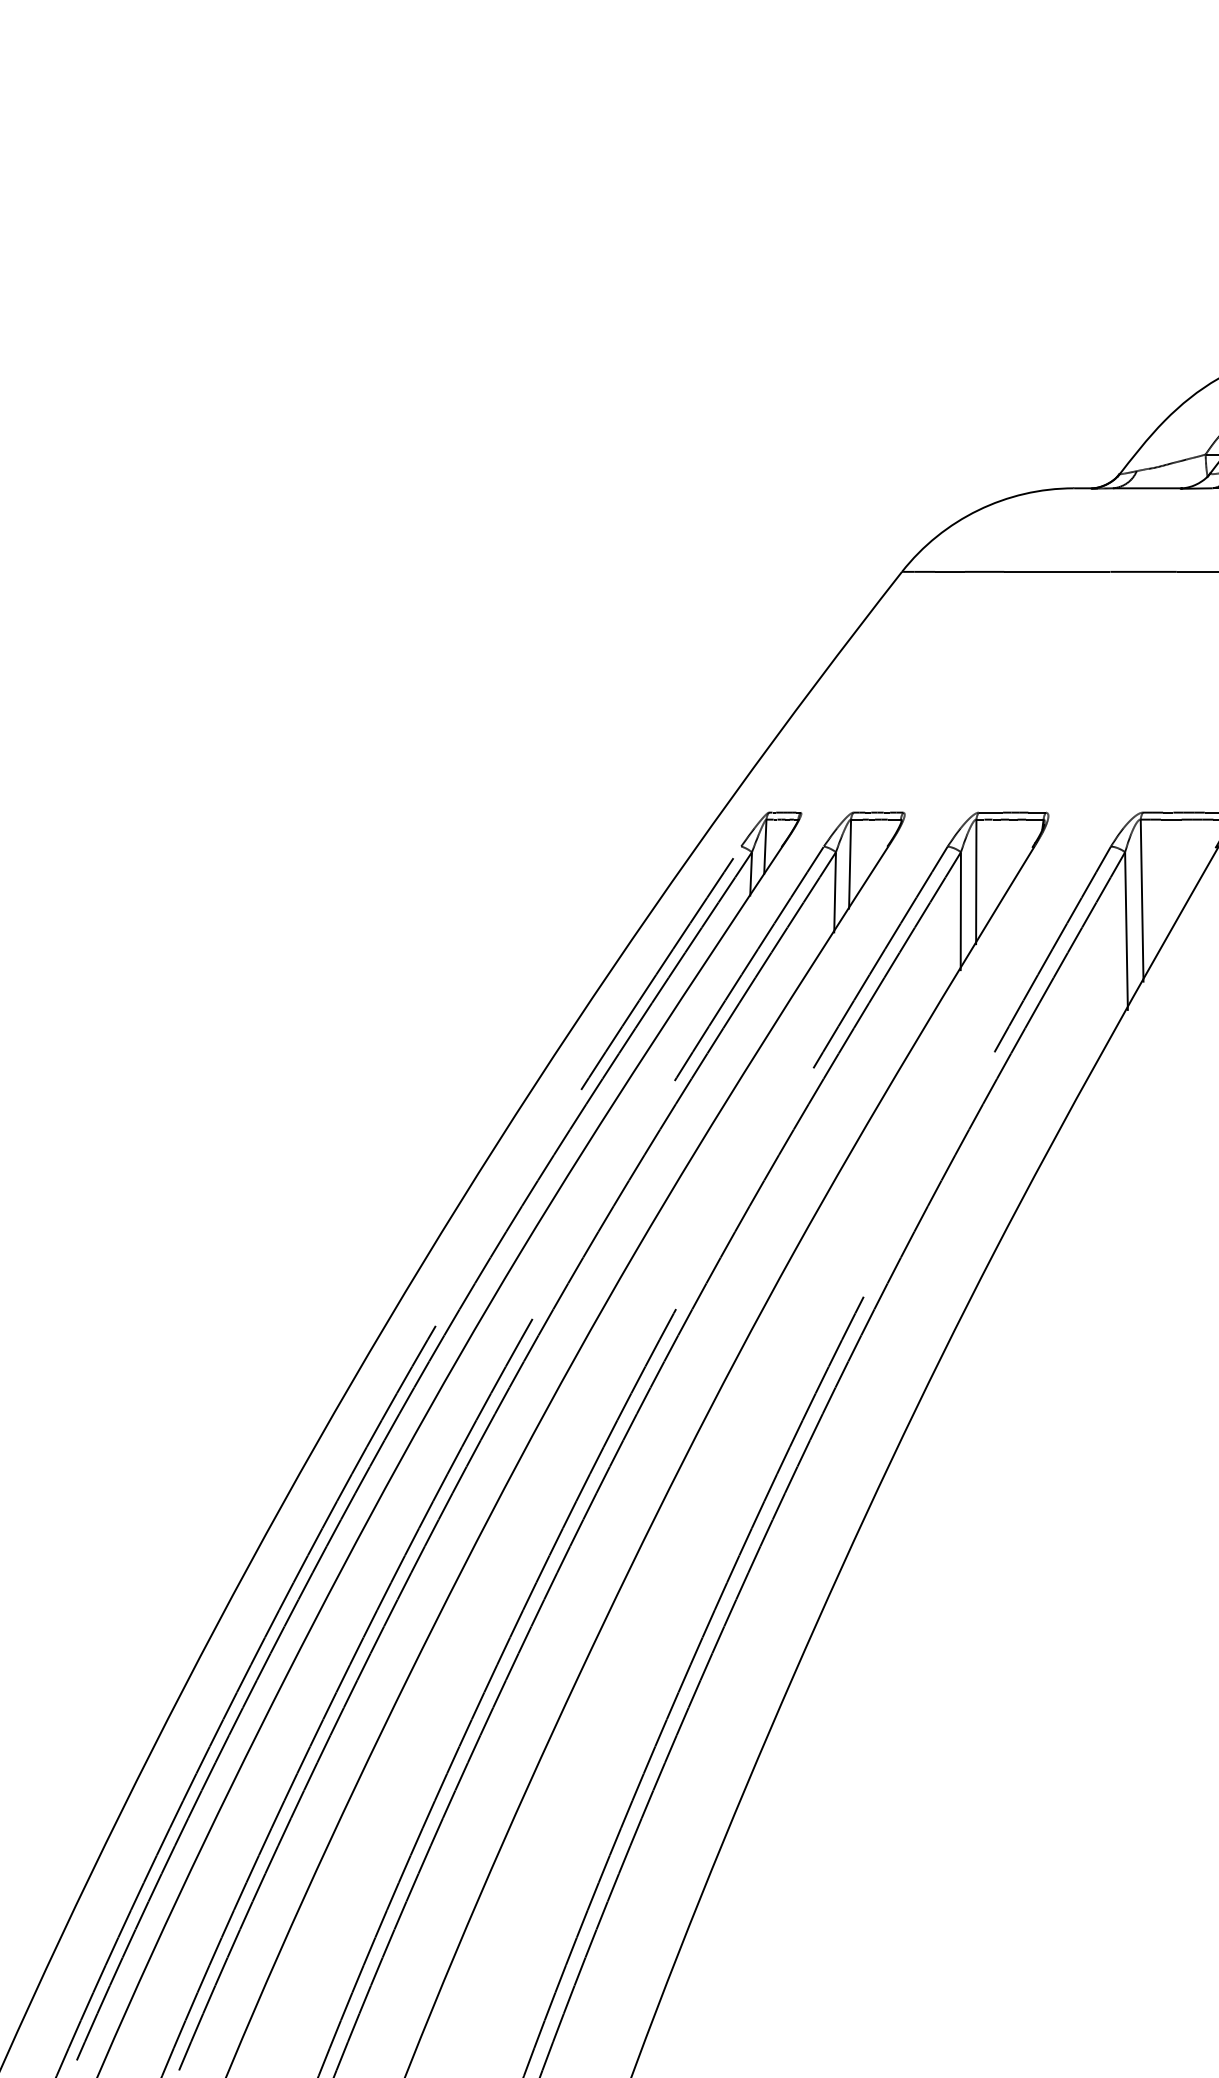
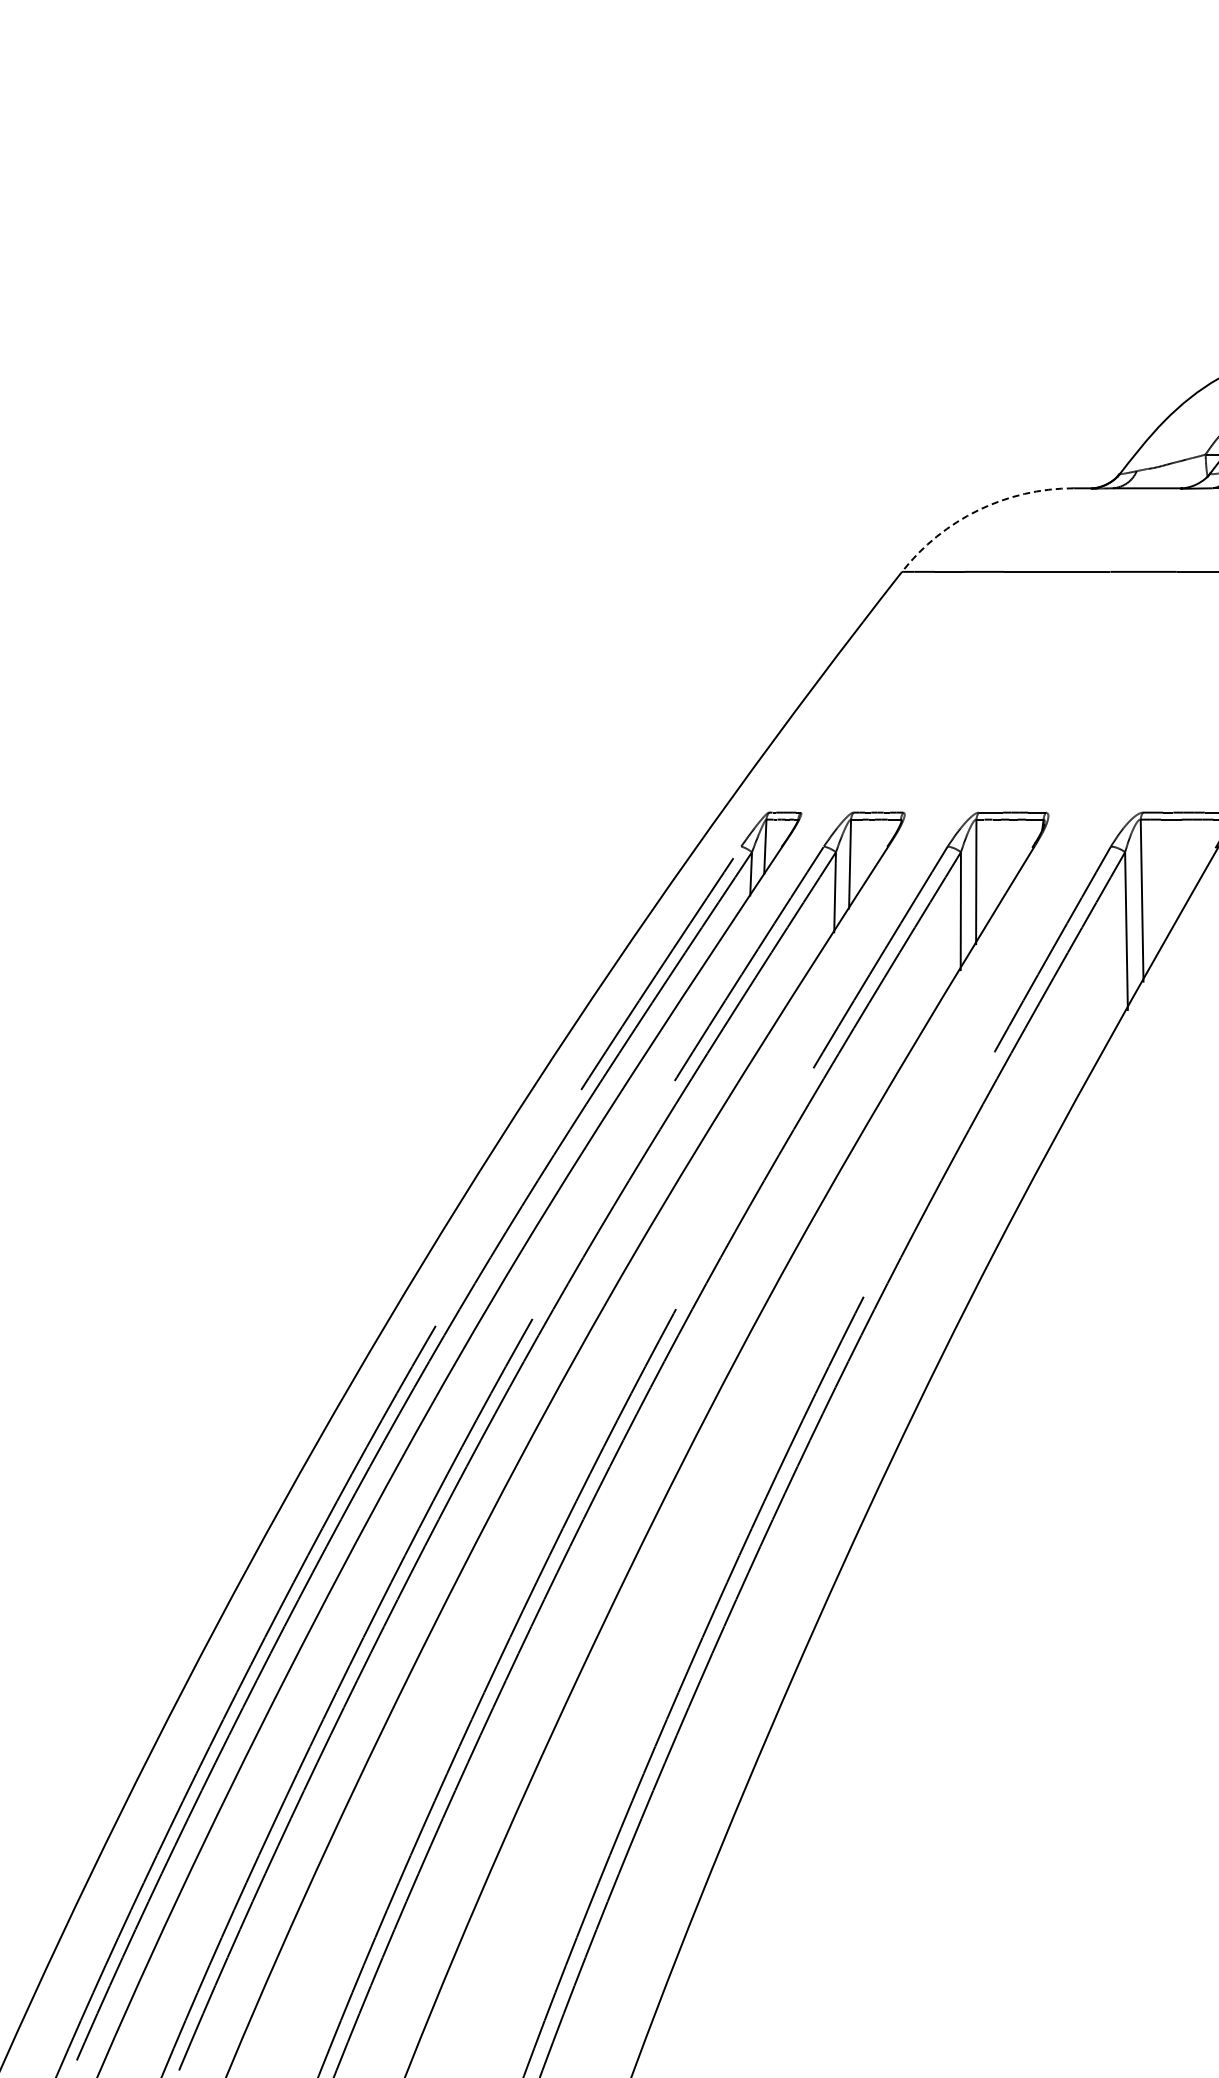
arc: solid -> dashed (978, 510)
